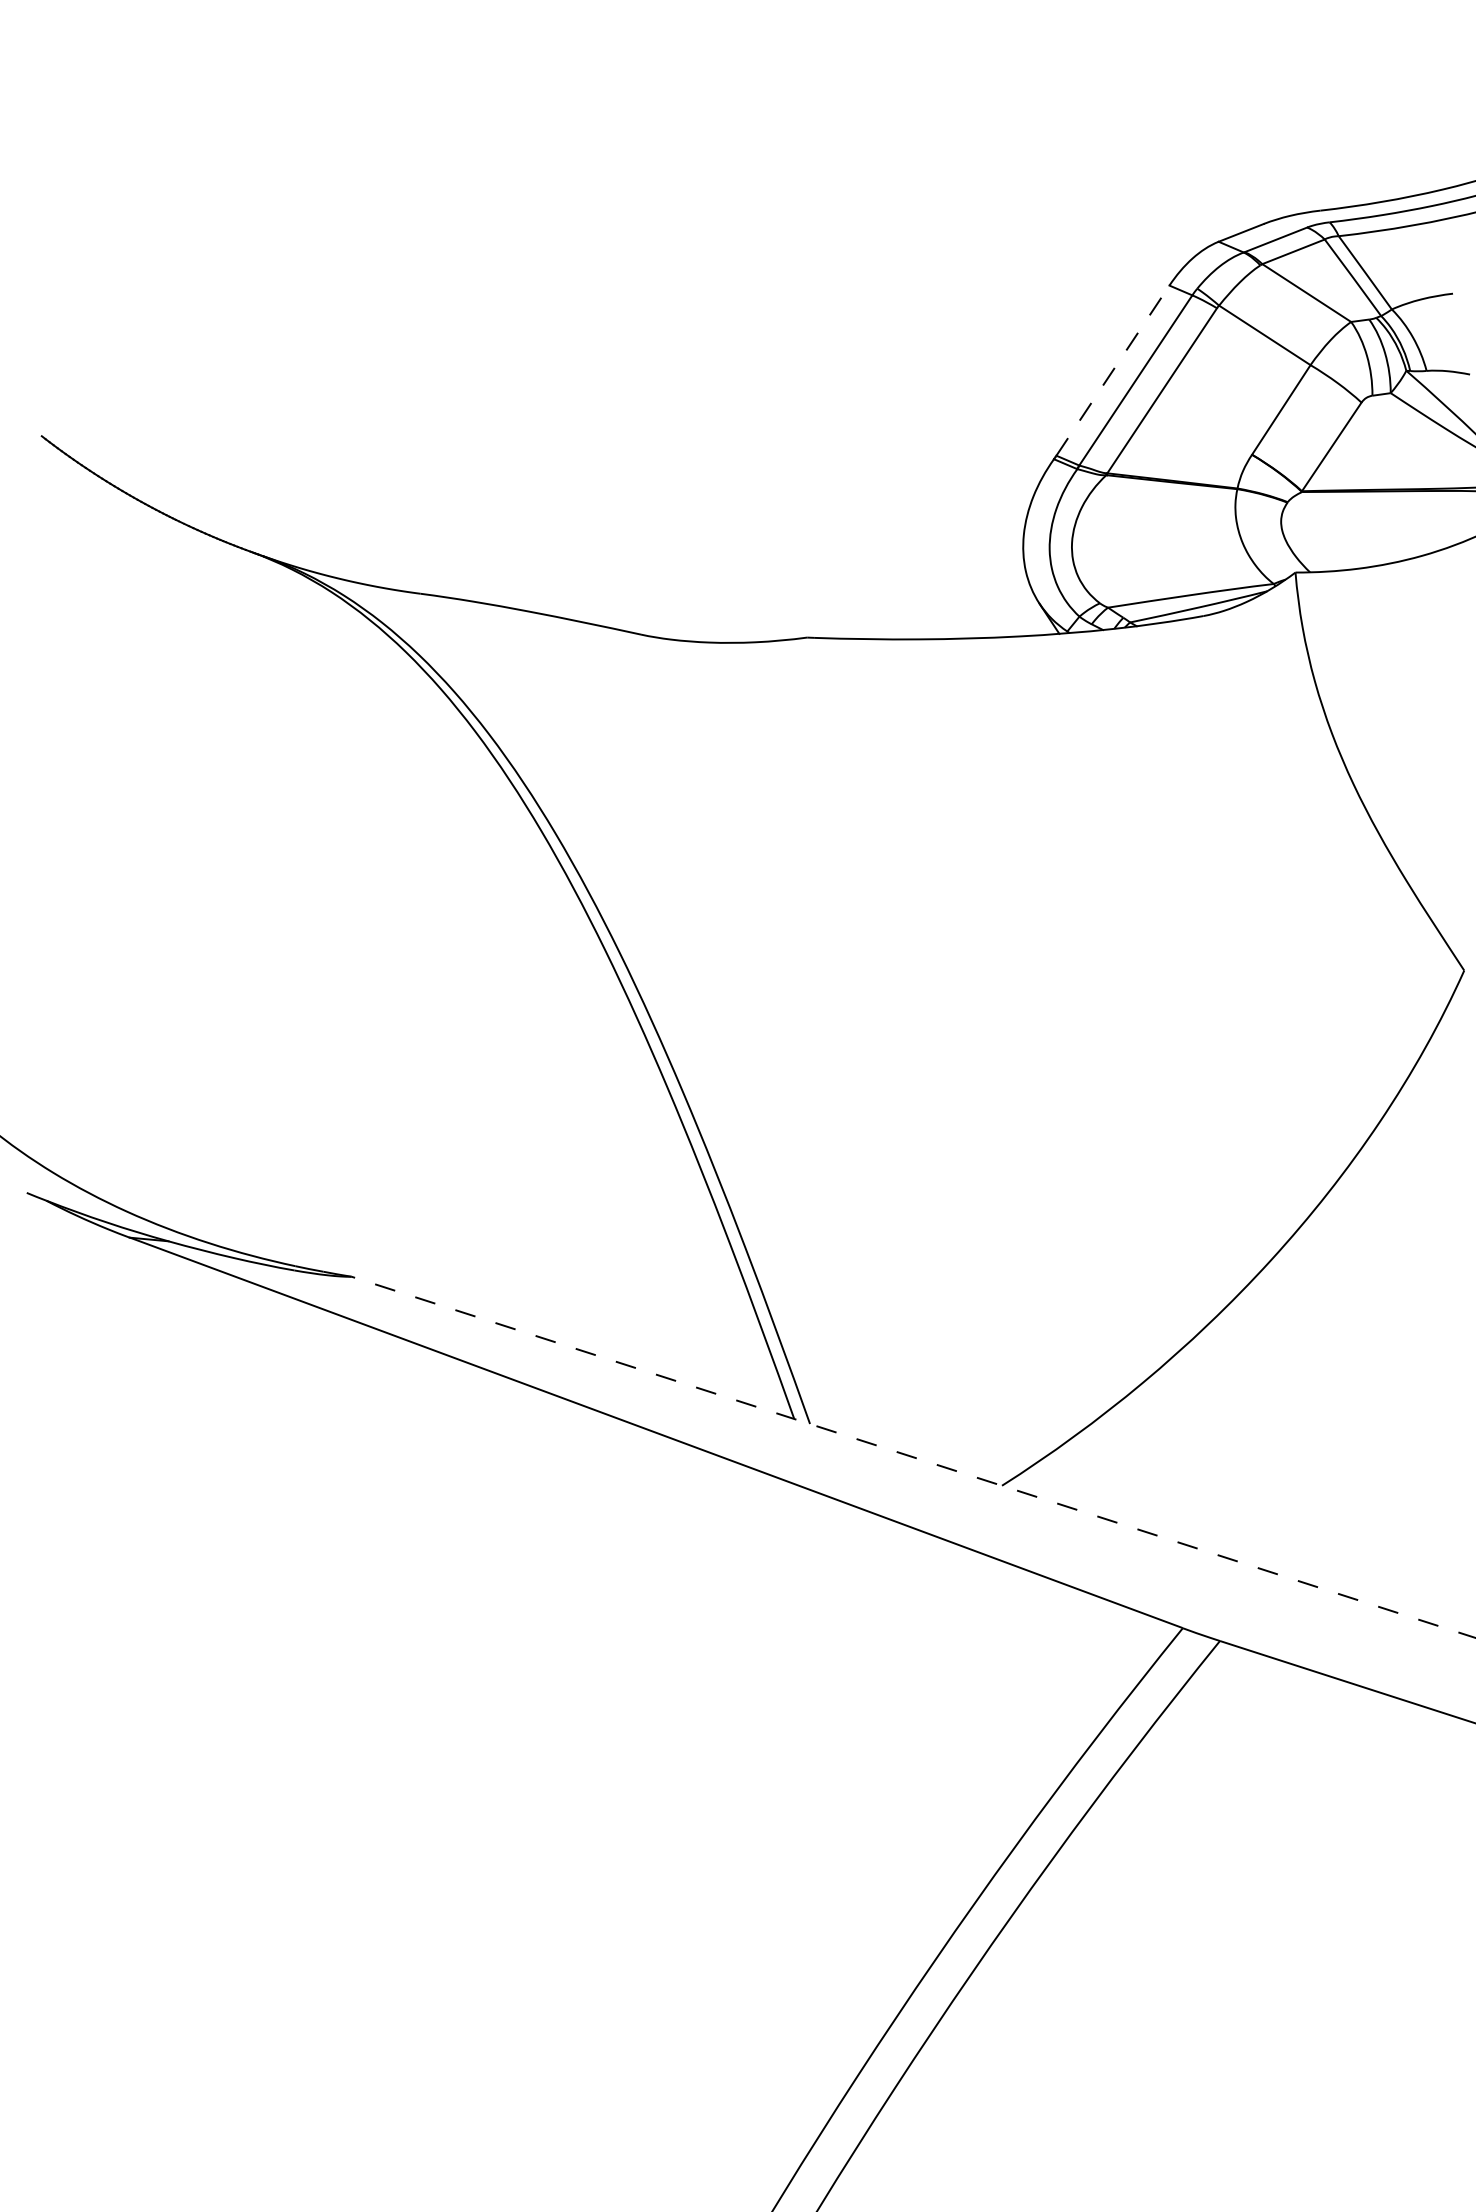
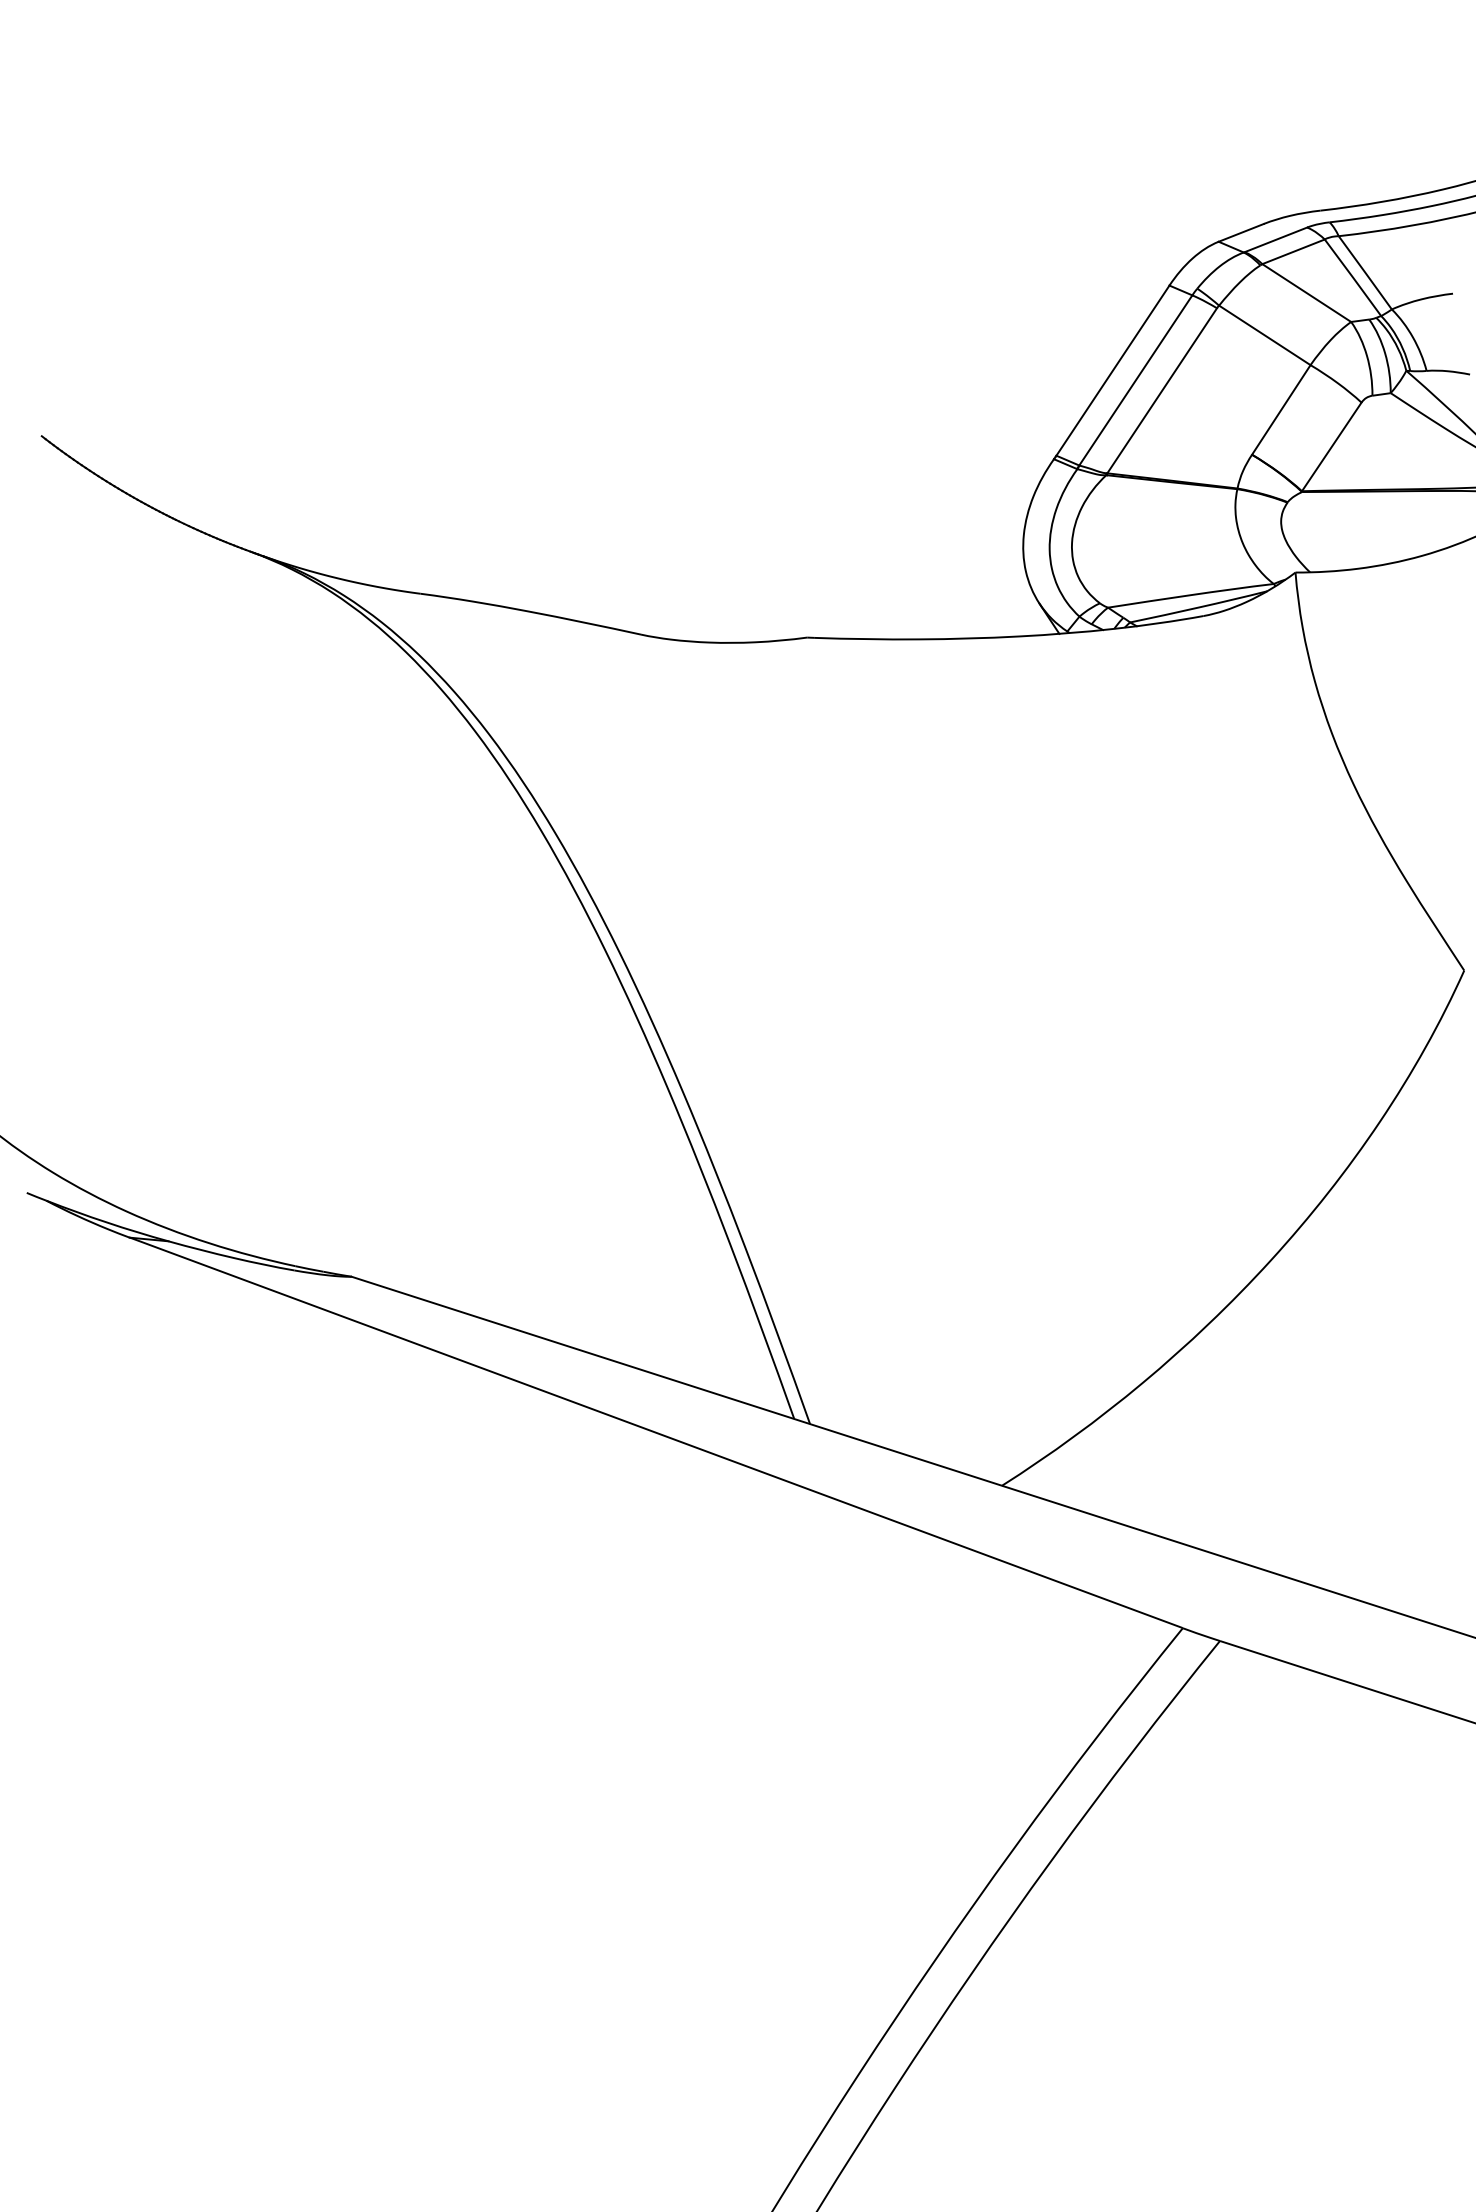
line: dashed -> solid (1113, 370)
line: dashed -> solid (913, 1457)
